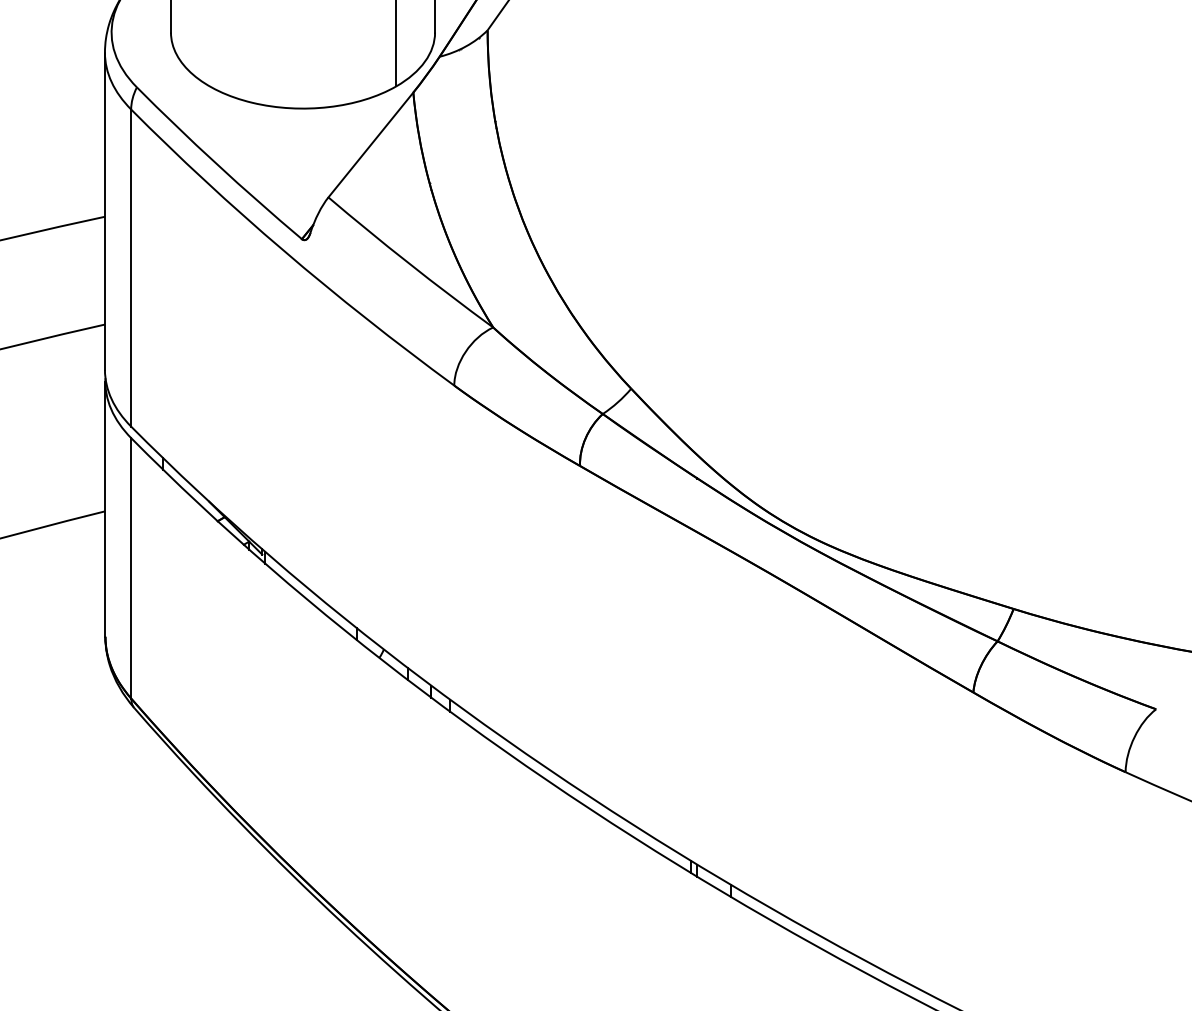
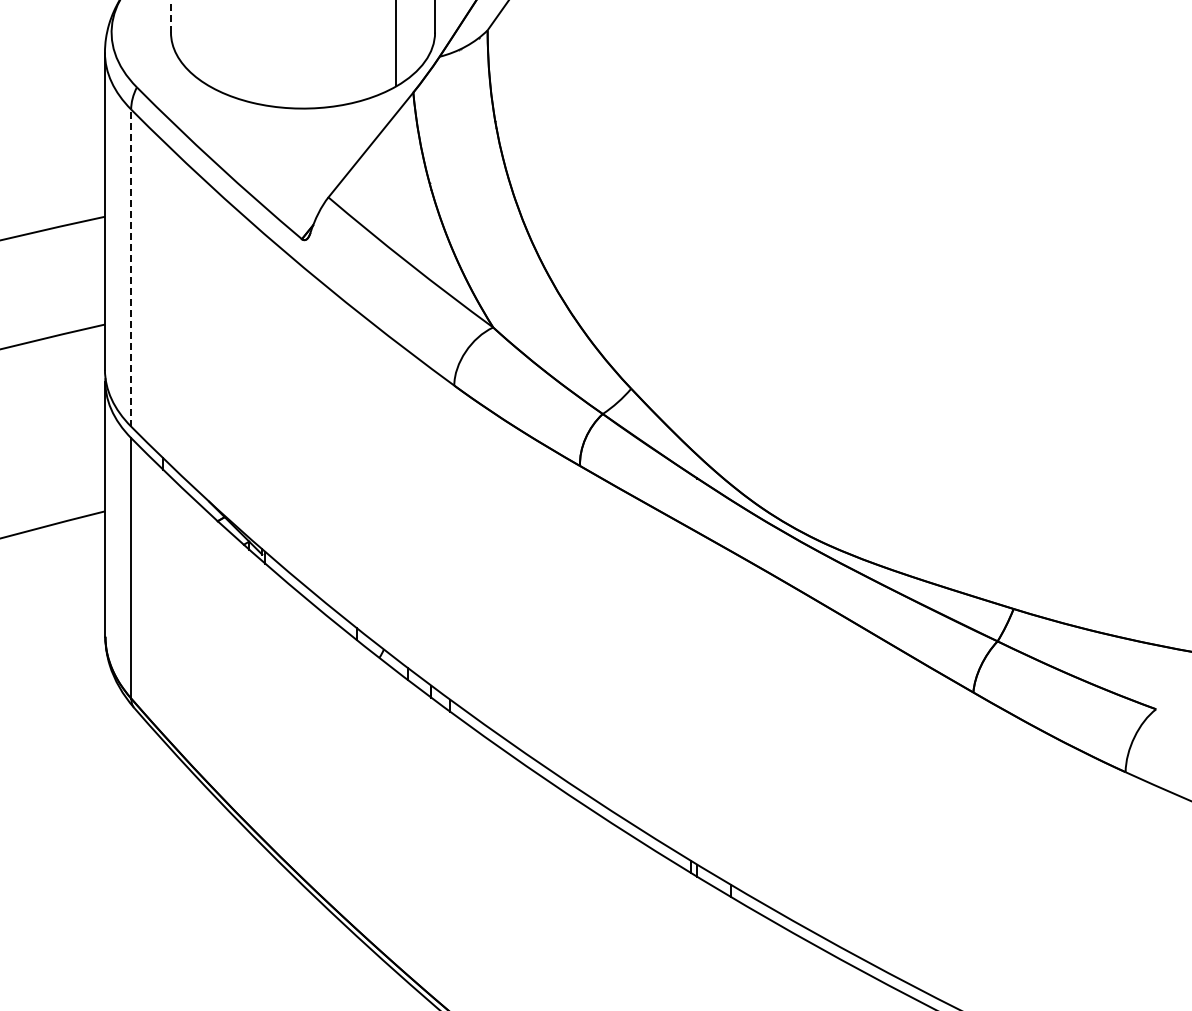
line: solid -> dashed (170, 16)
line: solid -> dashed (131, 268)
